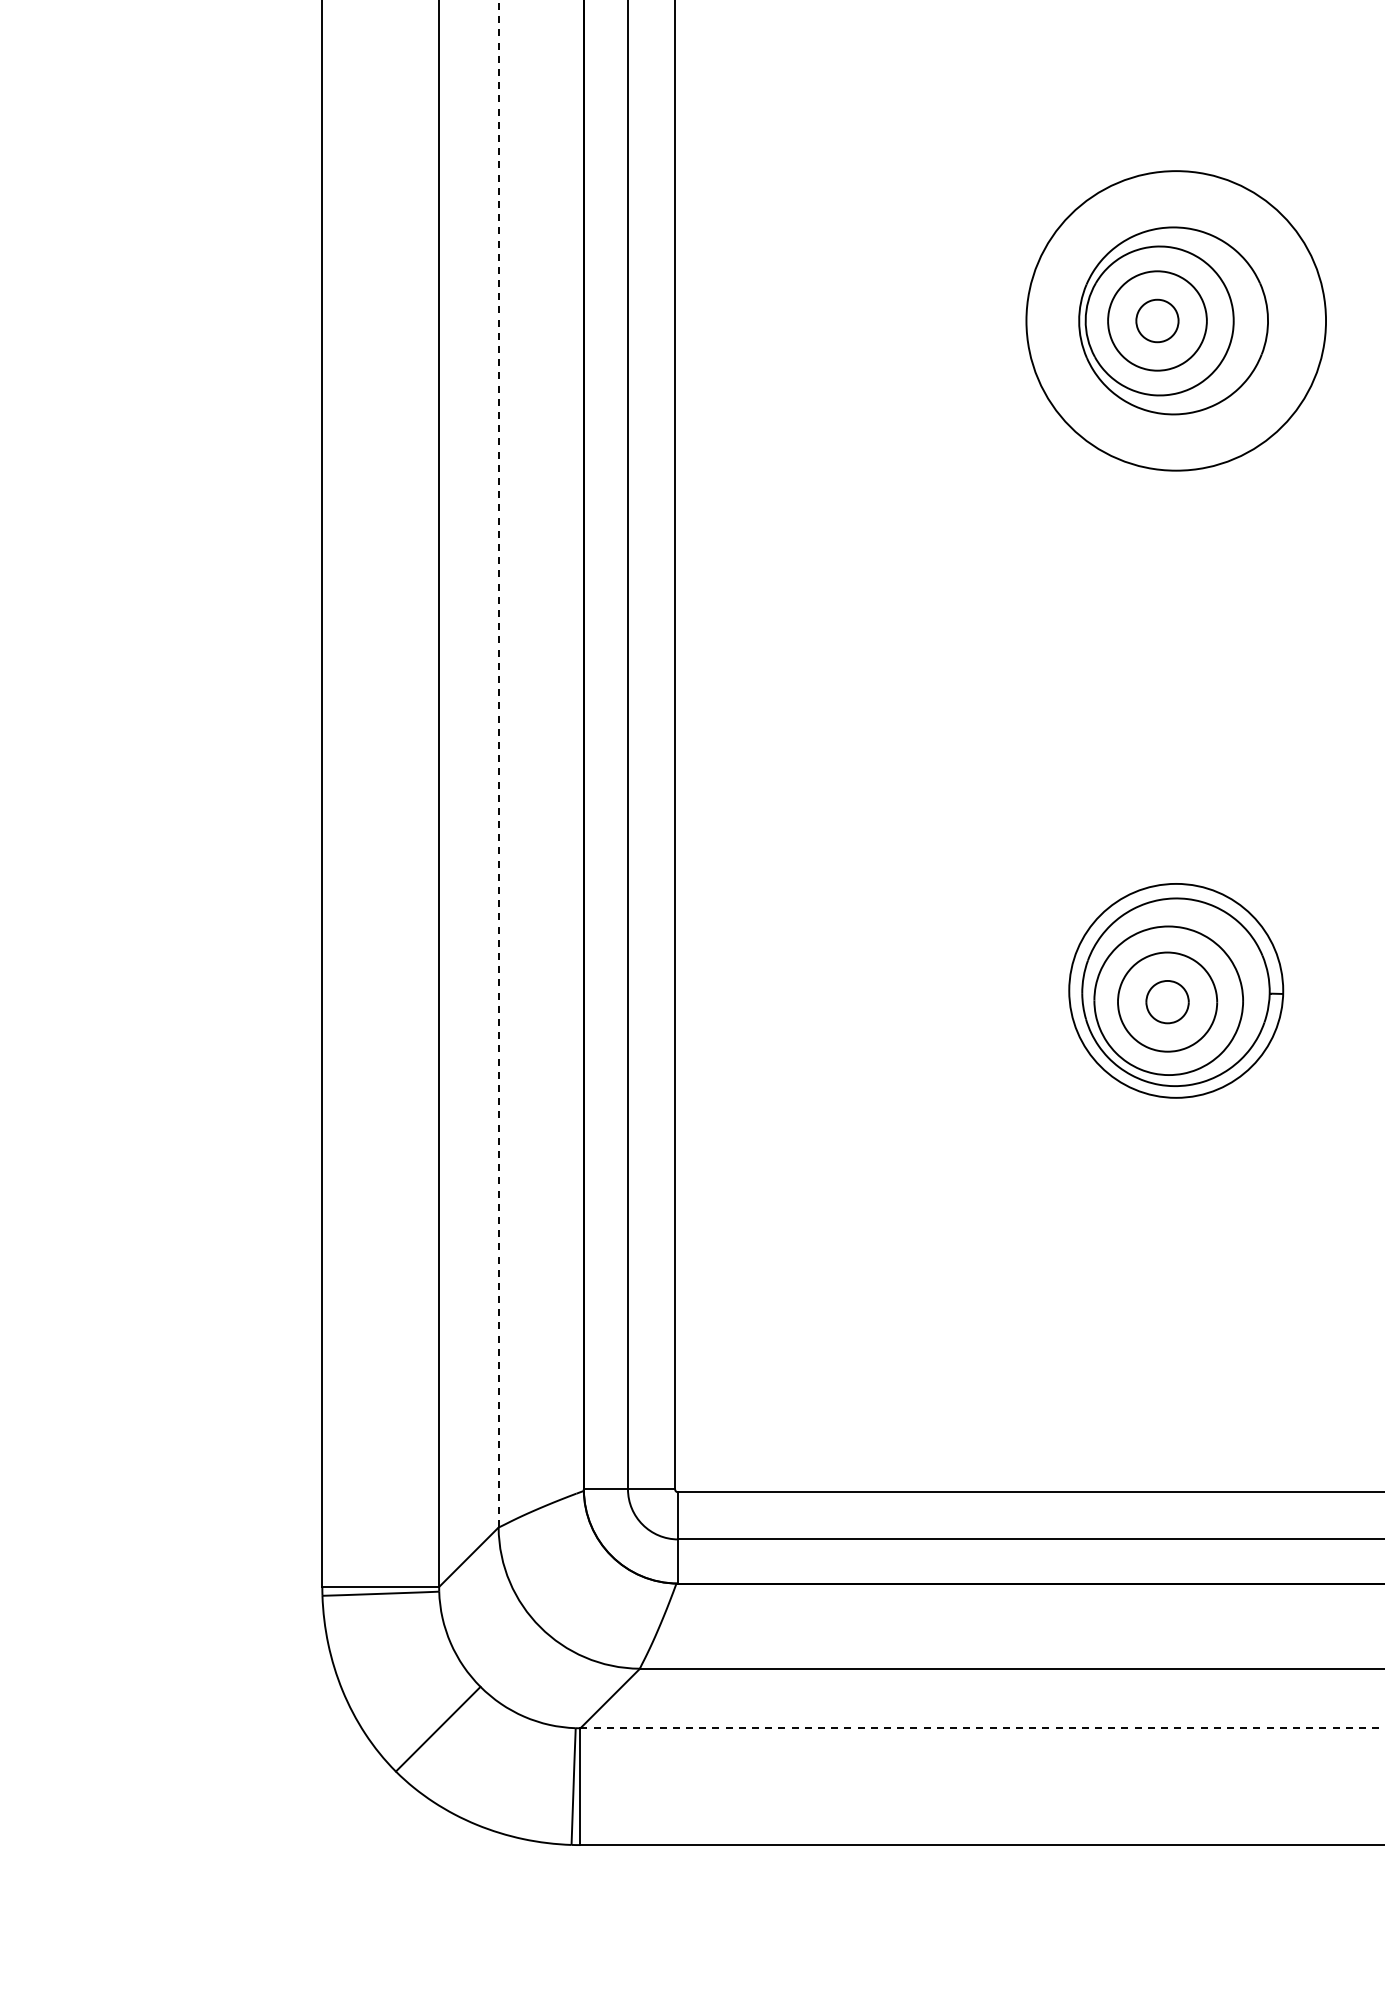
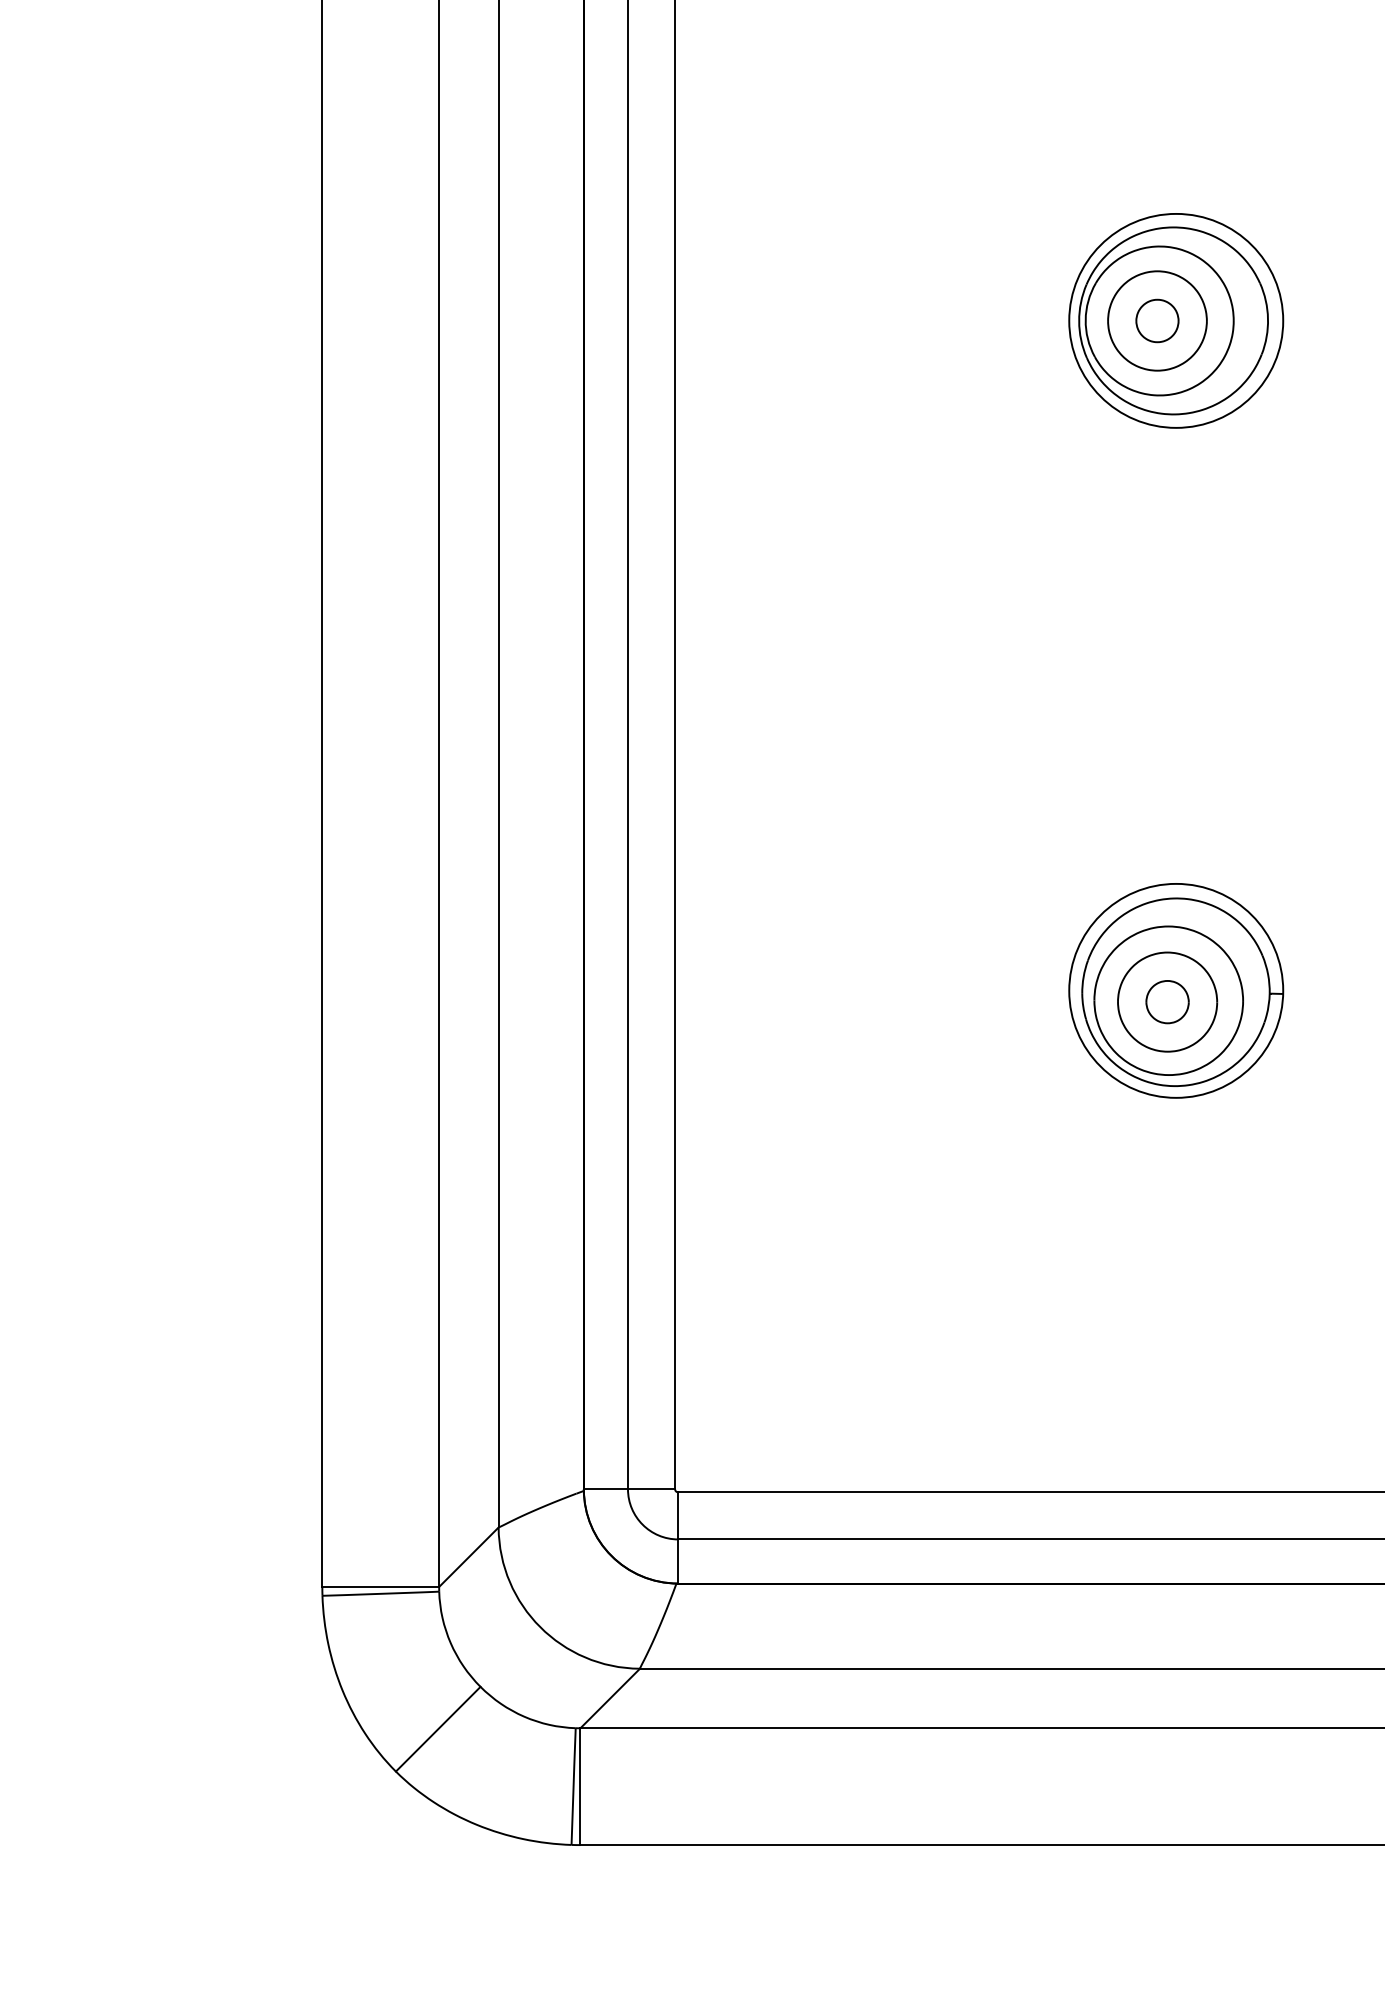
circle diameter: 300 px -> 214 px (1176, 320)
line: dashed -> solid (498, 763)
line: dashed -> solid (982, 1728)
